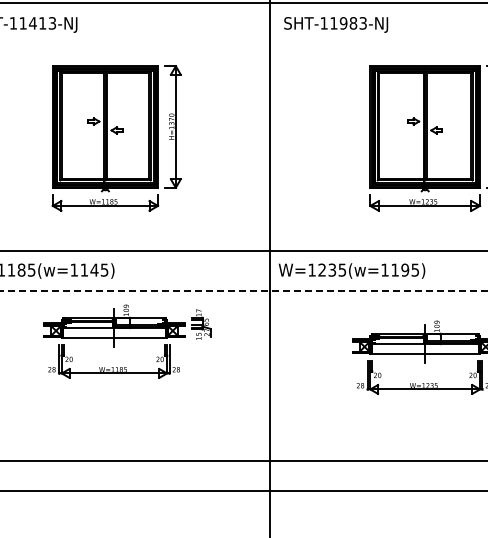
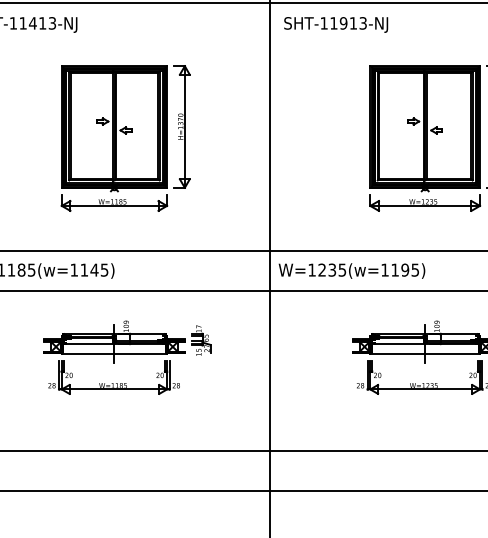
text: SHT-11983-NJ -> SHT-11913-NJ (353, 23)
part position: (116, 138) -> (125, 138) (125, 138)
line: dashed -> solid (244, 291)
part position: (127, 341) -> (127, 357) (127, 357)
line position: (243, 461) -> (243, 451) (243, 451)
